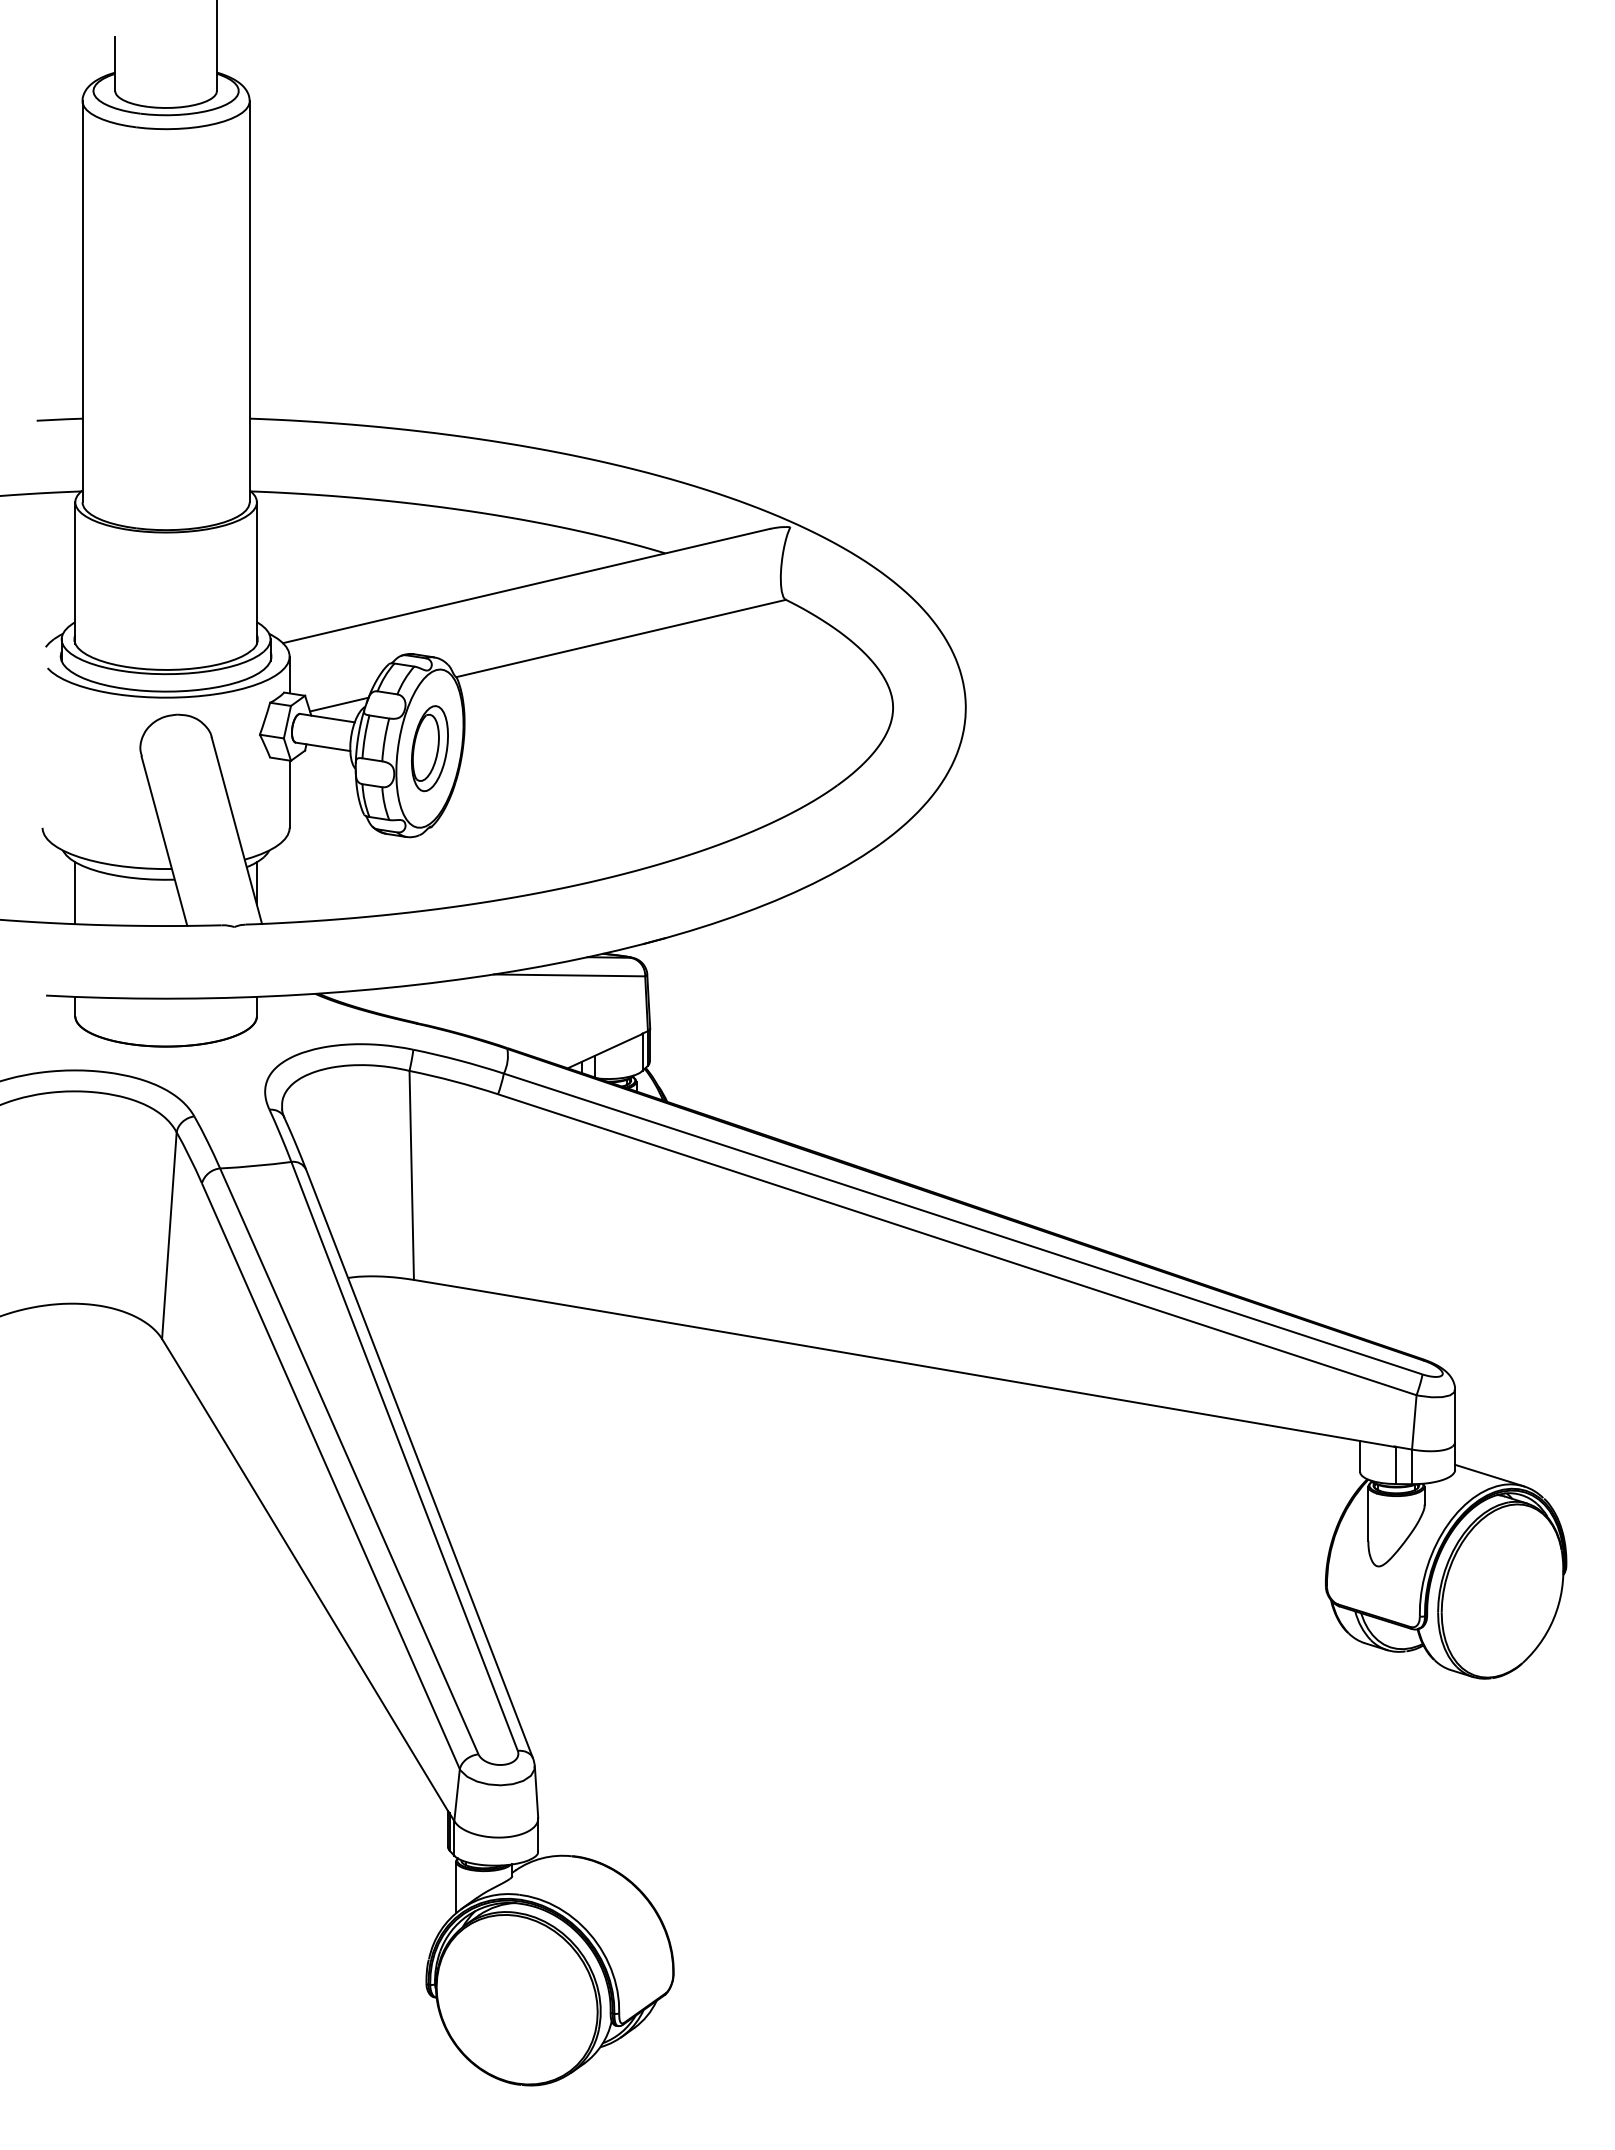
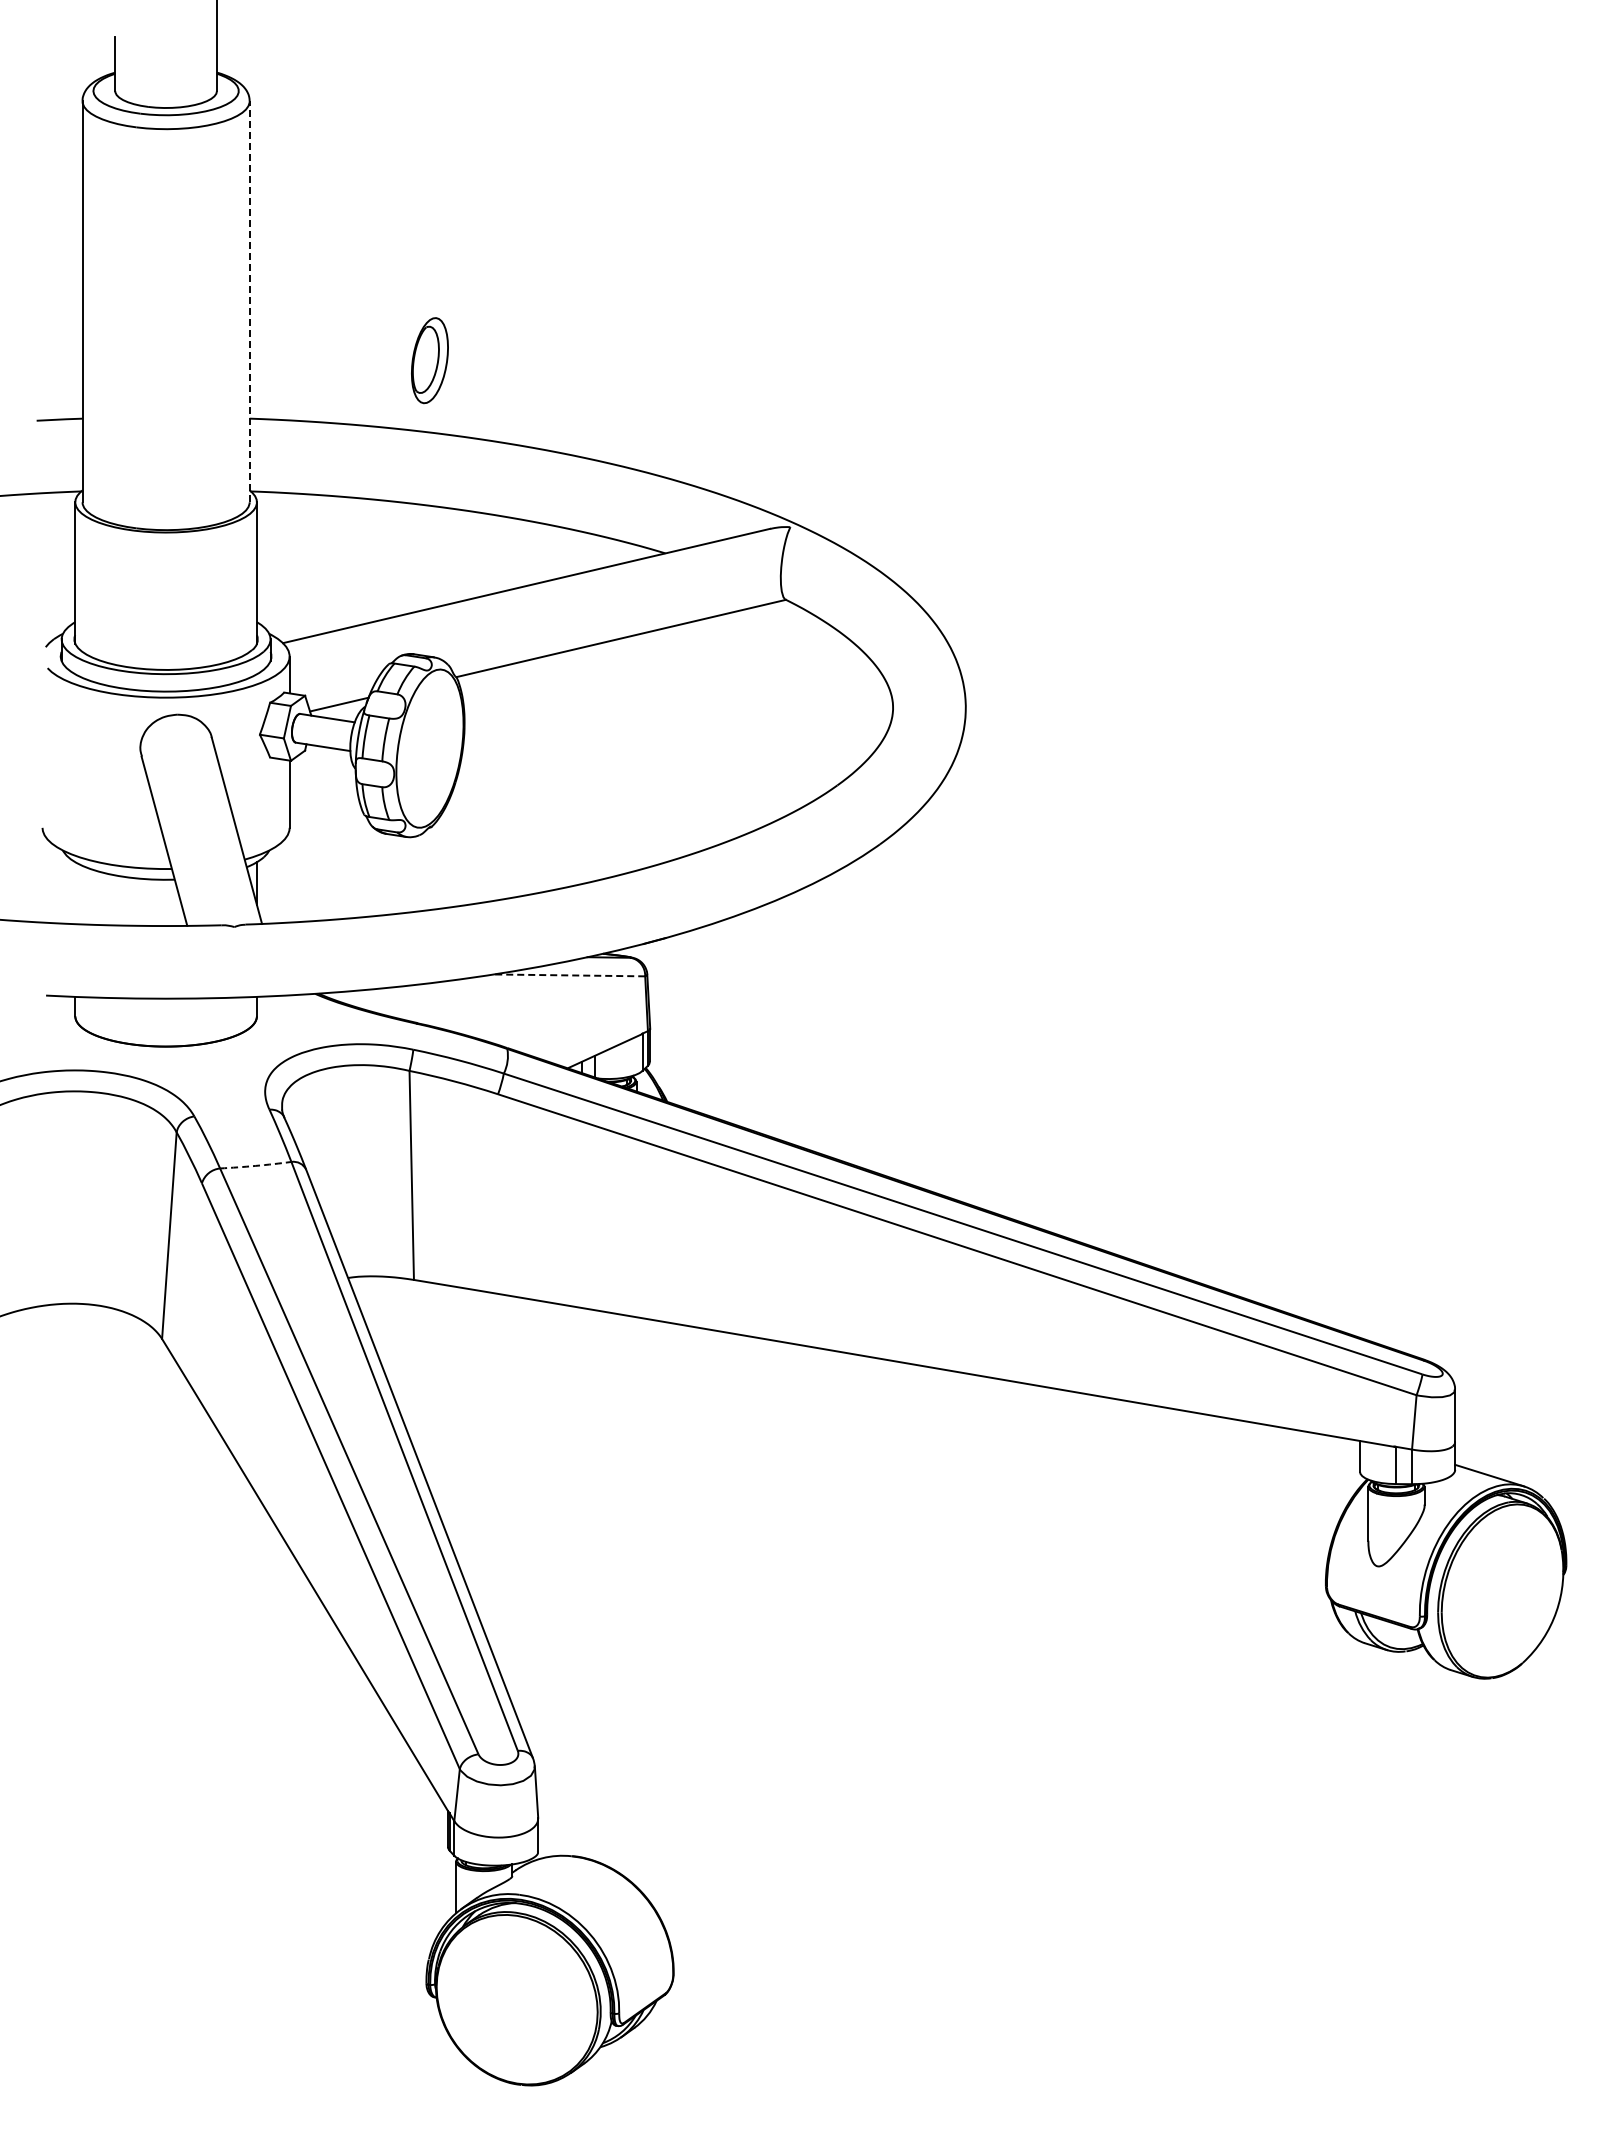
line: solid -> dashed (249, 301)
part position: (429, 748) -> (429, 360) (429, 360)
line: present -> none (75, 893)
line: solid -> dashed (569, 975)
arc: solid -> dashed (255, 1165)
